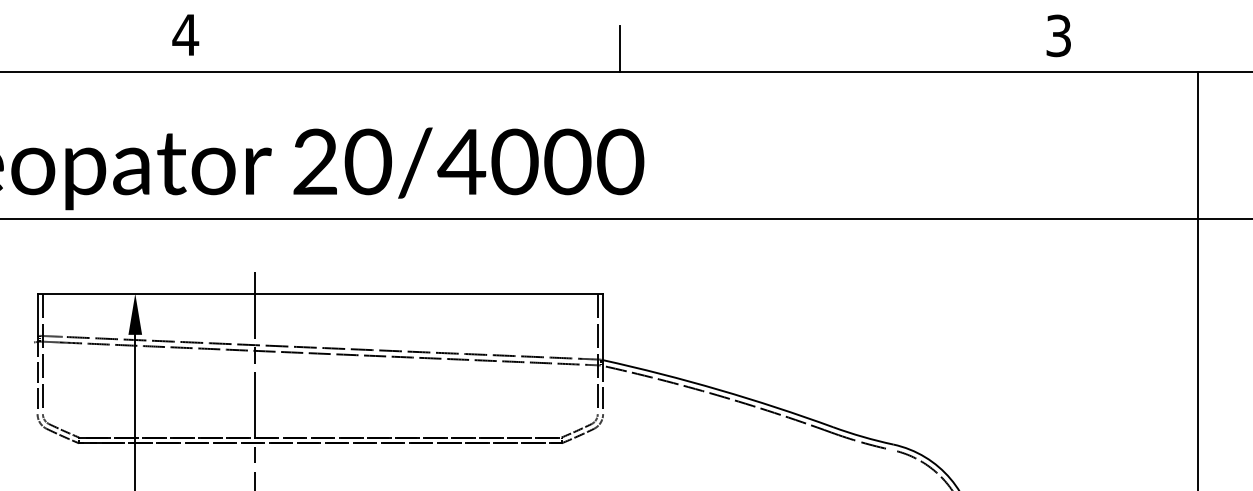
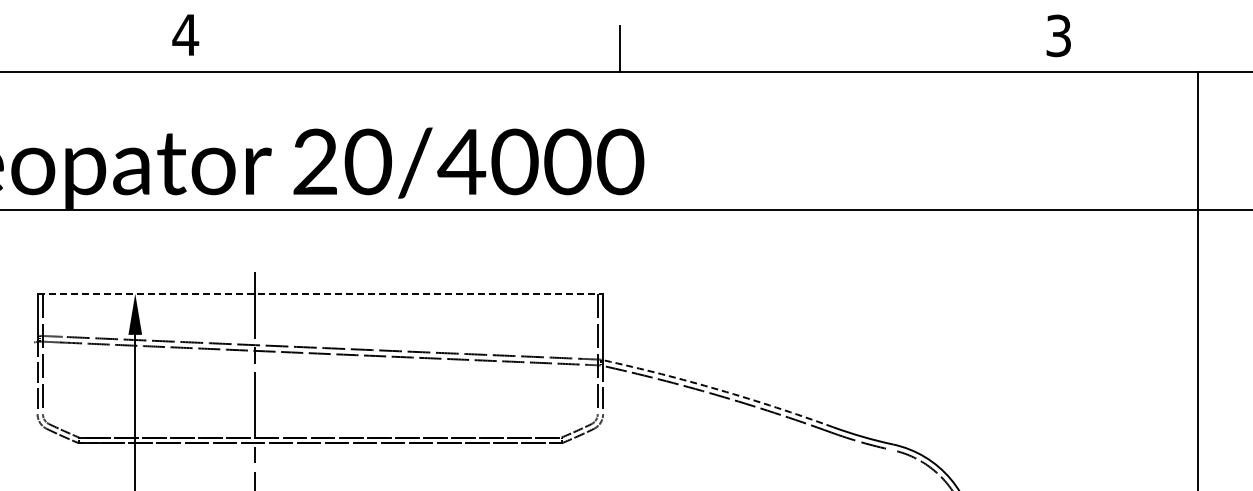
line position: (625, 219) -> (625, 210) (625, 210)
line: solid -> dashed (320, 293)
arc: solid -> dashed (719, 389)
